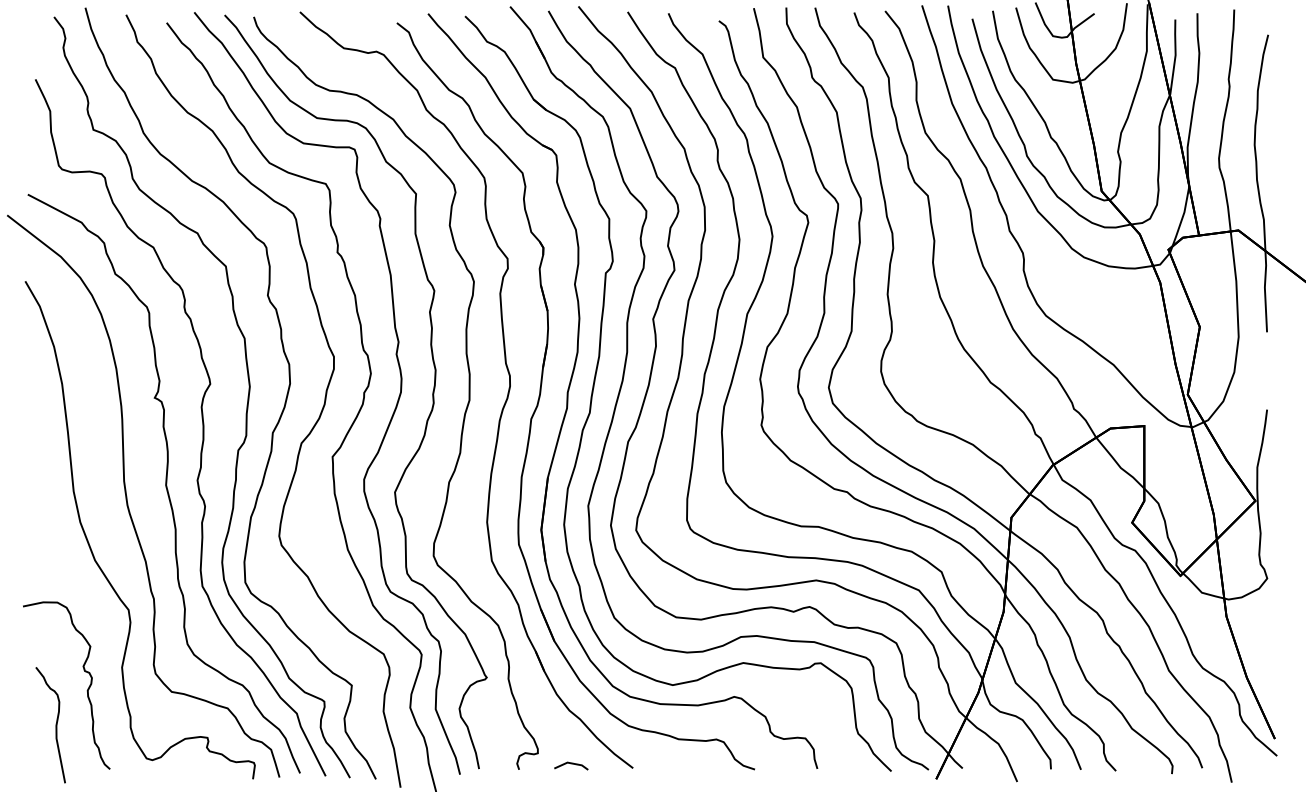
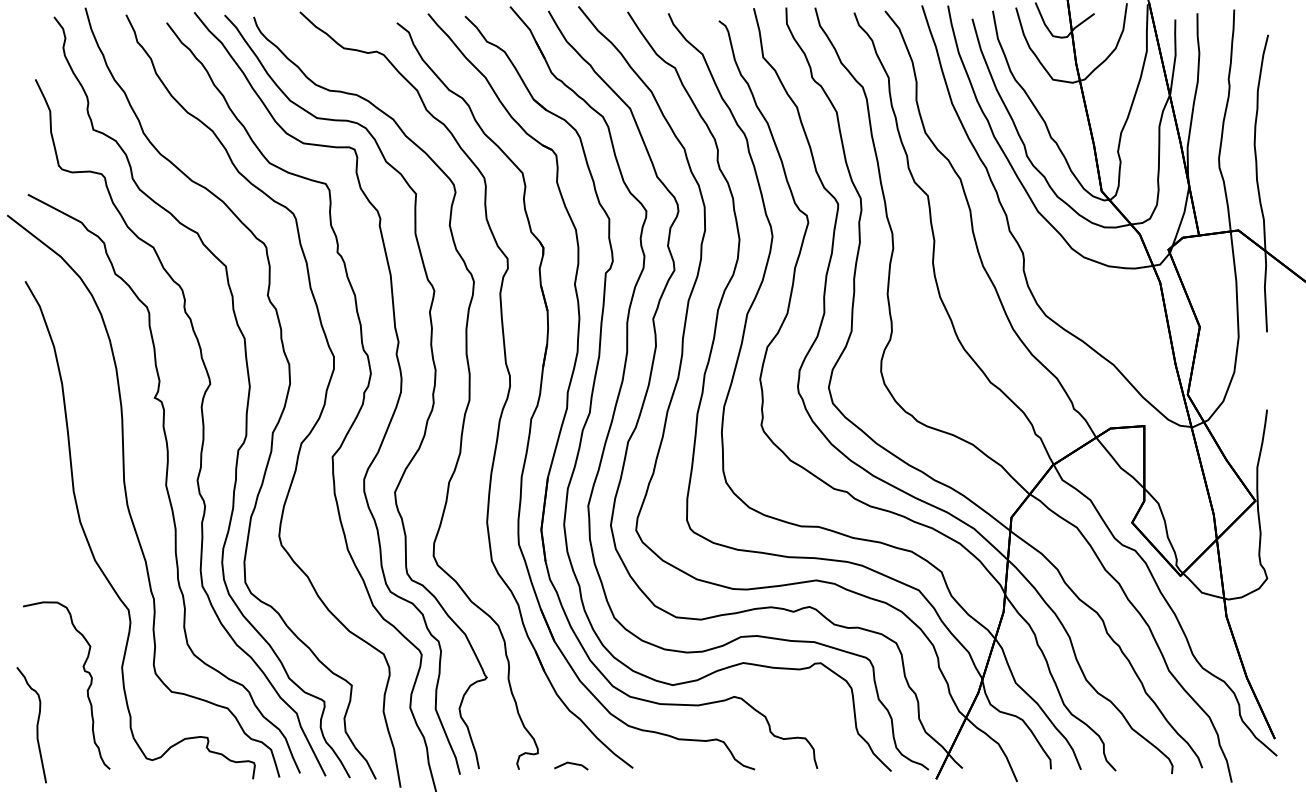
part position: (50, 725) -> (31, 725) (31, 725)
